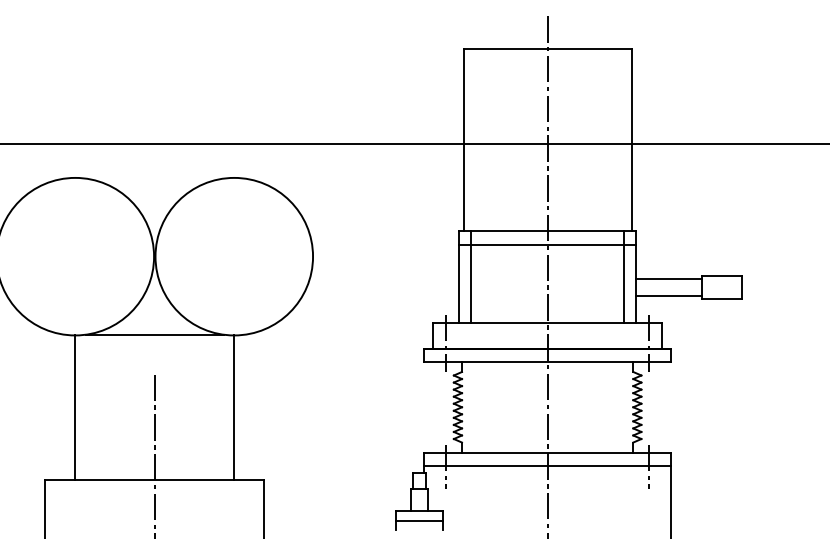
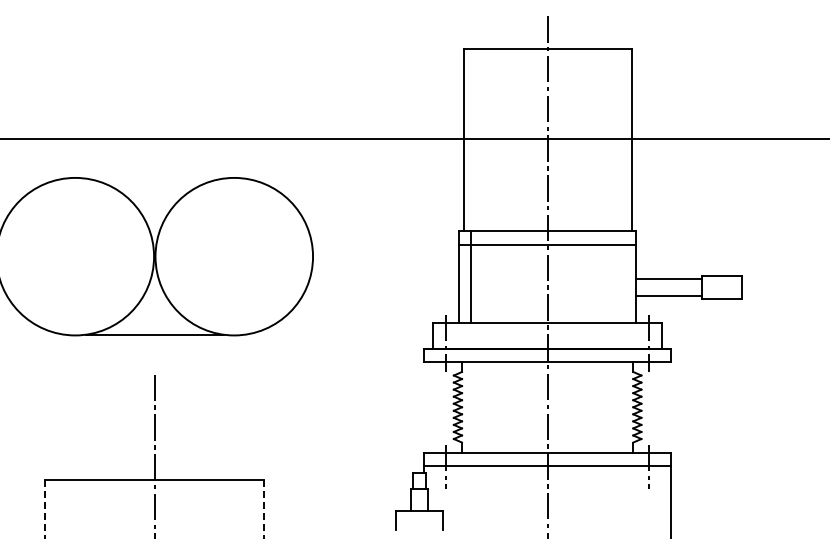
line position: (414, 144) -> (414, 139) (414, 139)
line: present -> none (623, 276)
line: present -> none (75, 407)
line: present -> none (234, 407)
line: solid -> dashed (45, 509)
line: solid -> dashed (264, 509)
line: present -> none (419, 520)
